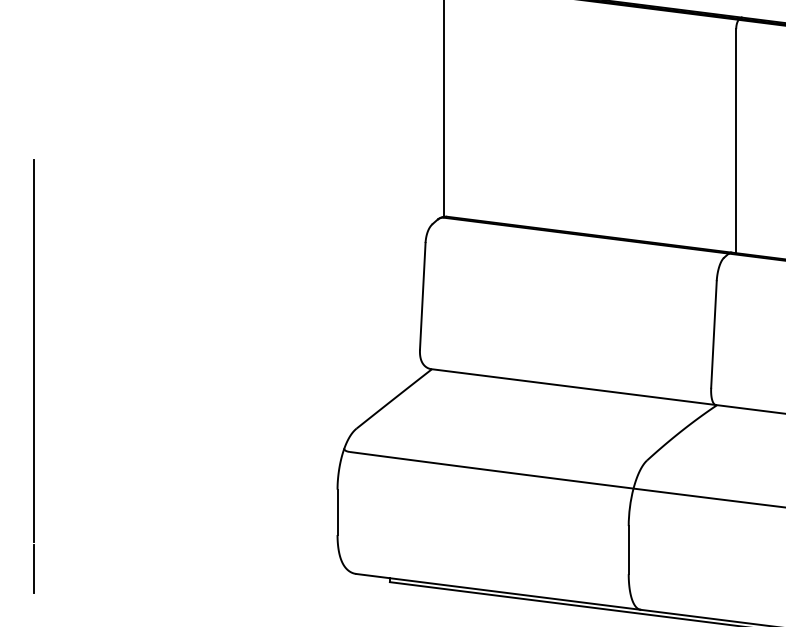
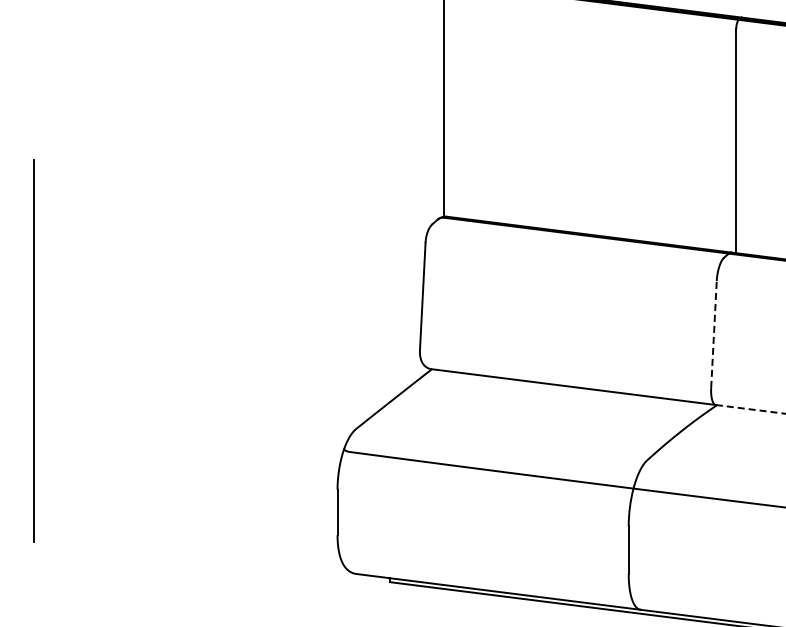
line: solid -> dashed (713, 334)
line: solid -> dashed (750, 409)
line: present -> none (33, 568)
